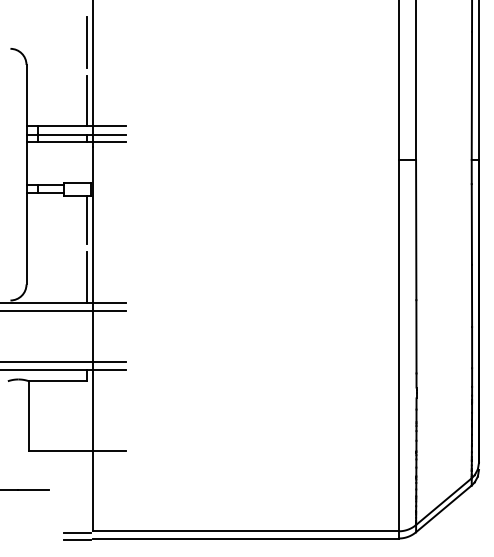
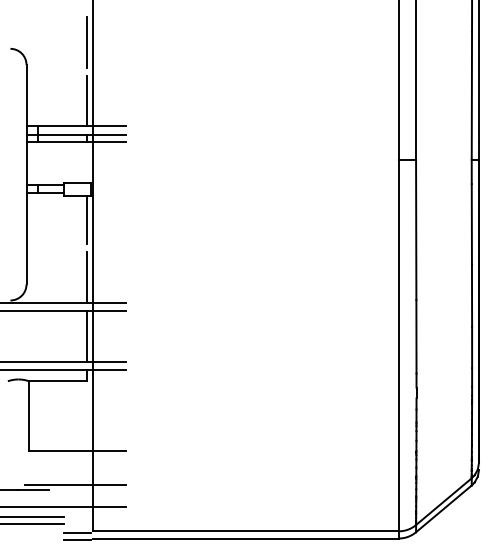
line: none -> present (86, 336)
line: none -> present (75, 485)
line: none -> present (63, 506)
line: none -> present (33, 517)
line: none -> present (33, 524)
